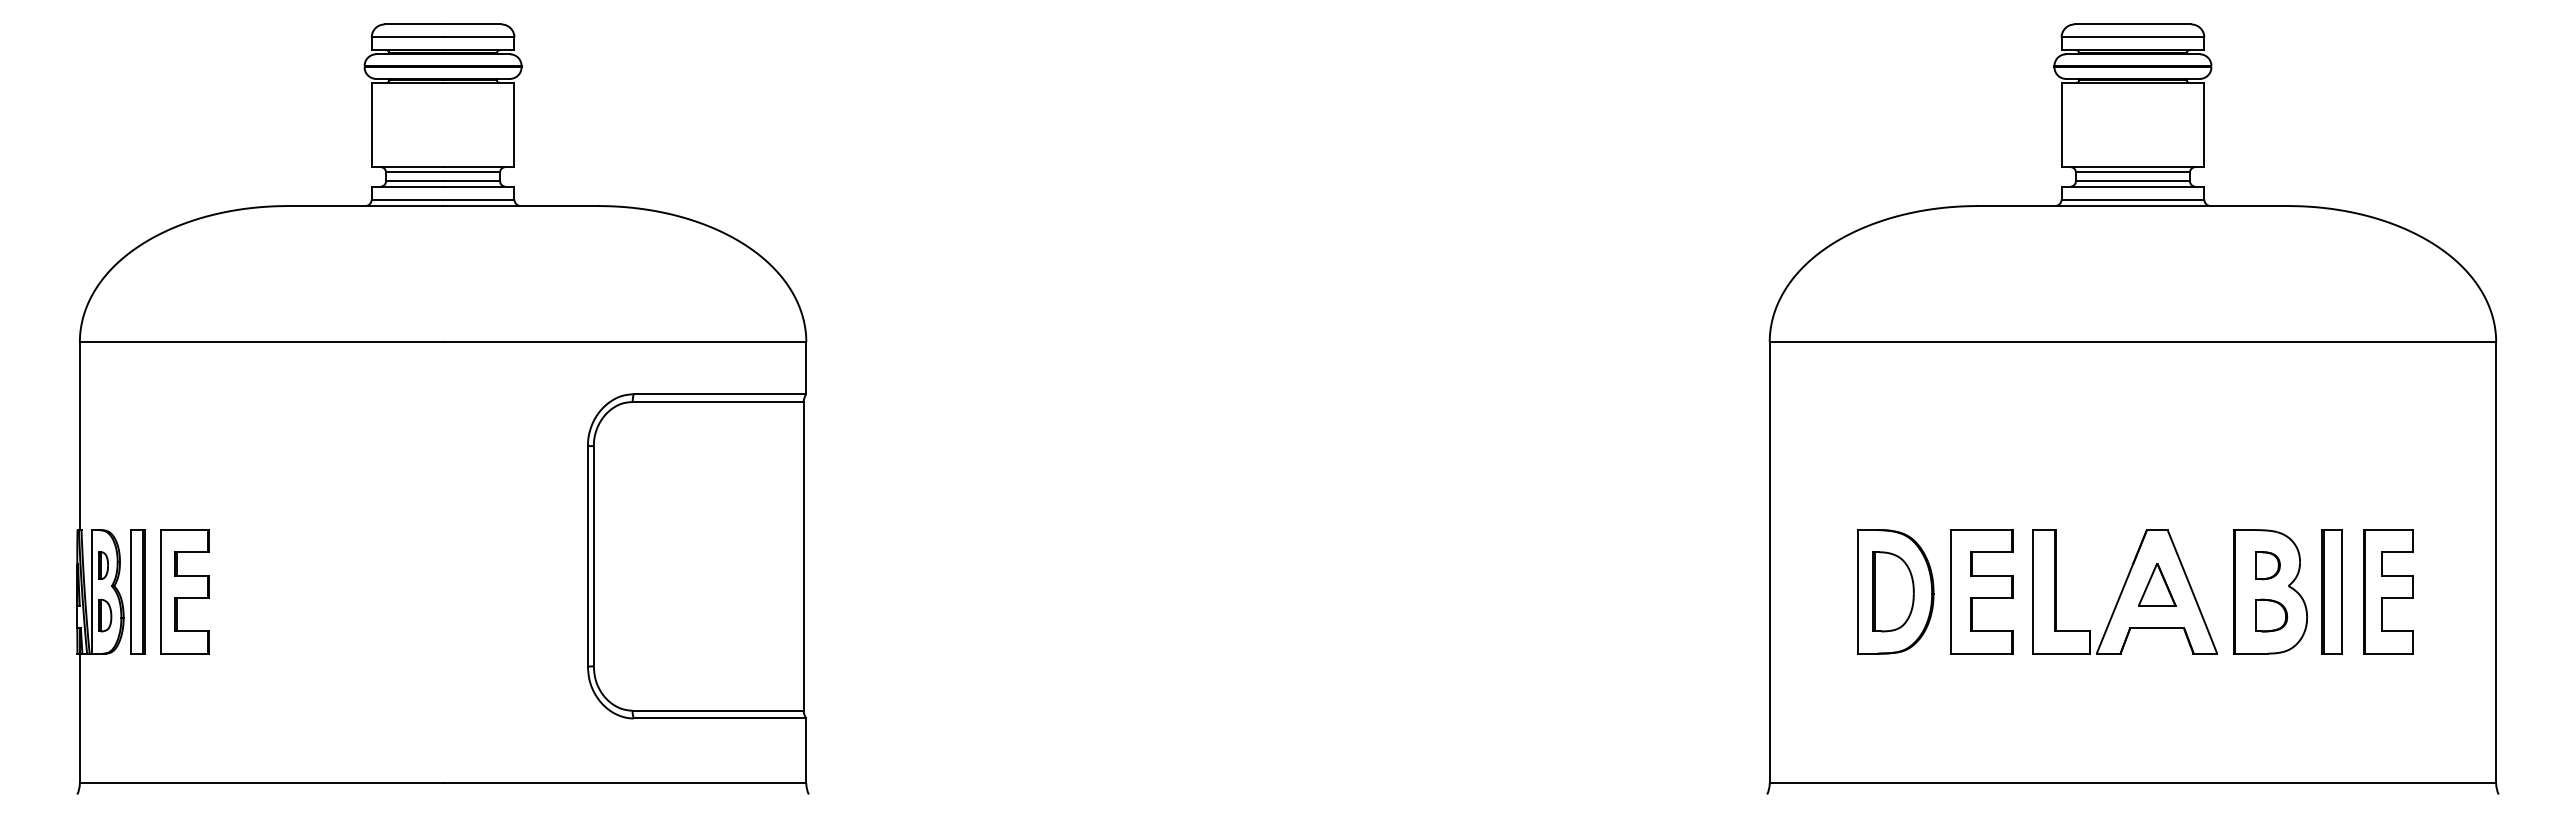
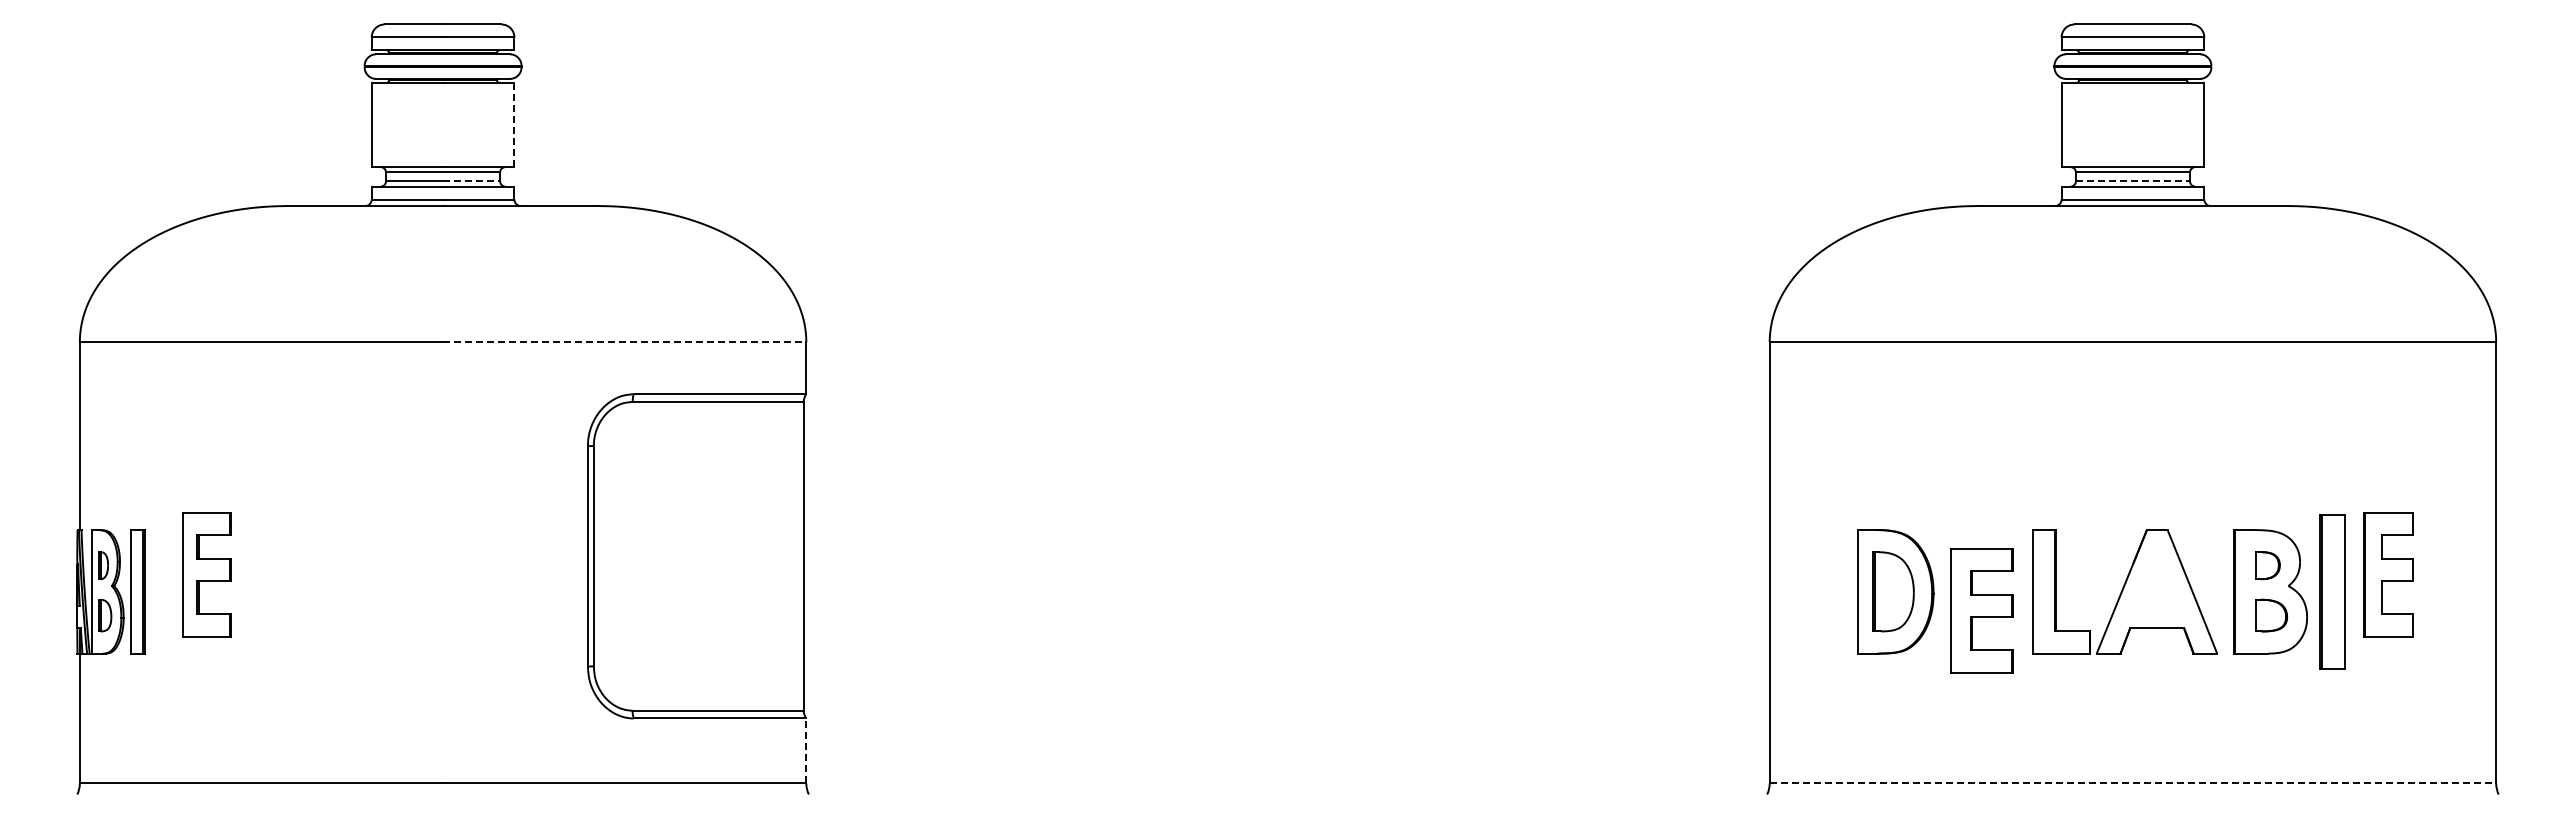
line: solid -> dashed (514, 124)
line: solid -> dashed (471, 181)
line: solid -> dashed (2133, 181)
line: solid -> dashed (624, 342)
part: present -> none (2157, 584)
part position: (184, 591) -> (206, 574) (206, 574)
part position: (1981, 591) -> (1981, 610) (1981, 610)
part size: 22x126 px -> 27x156 px (2332, 591)
part position: (2388, 591) -> (2388, 574) (2388, 574)
line: solid -> dashed (806, 750)
line: solid -> dashed (2133, 783)
